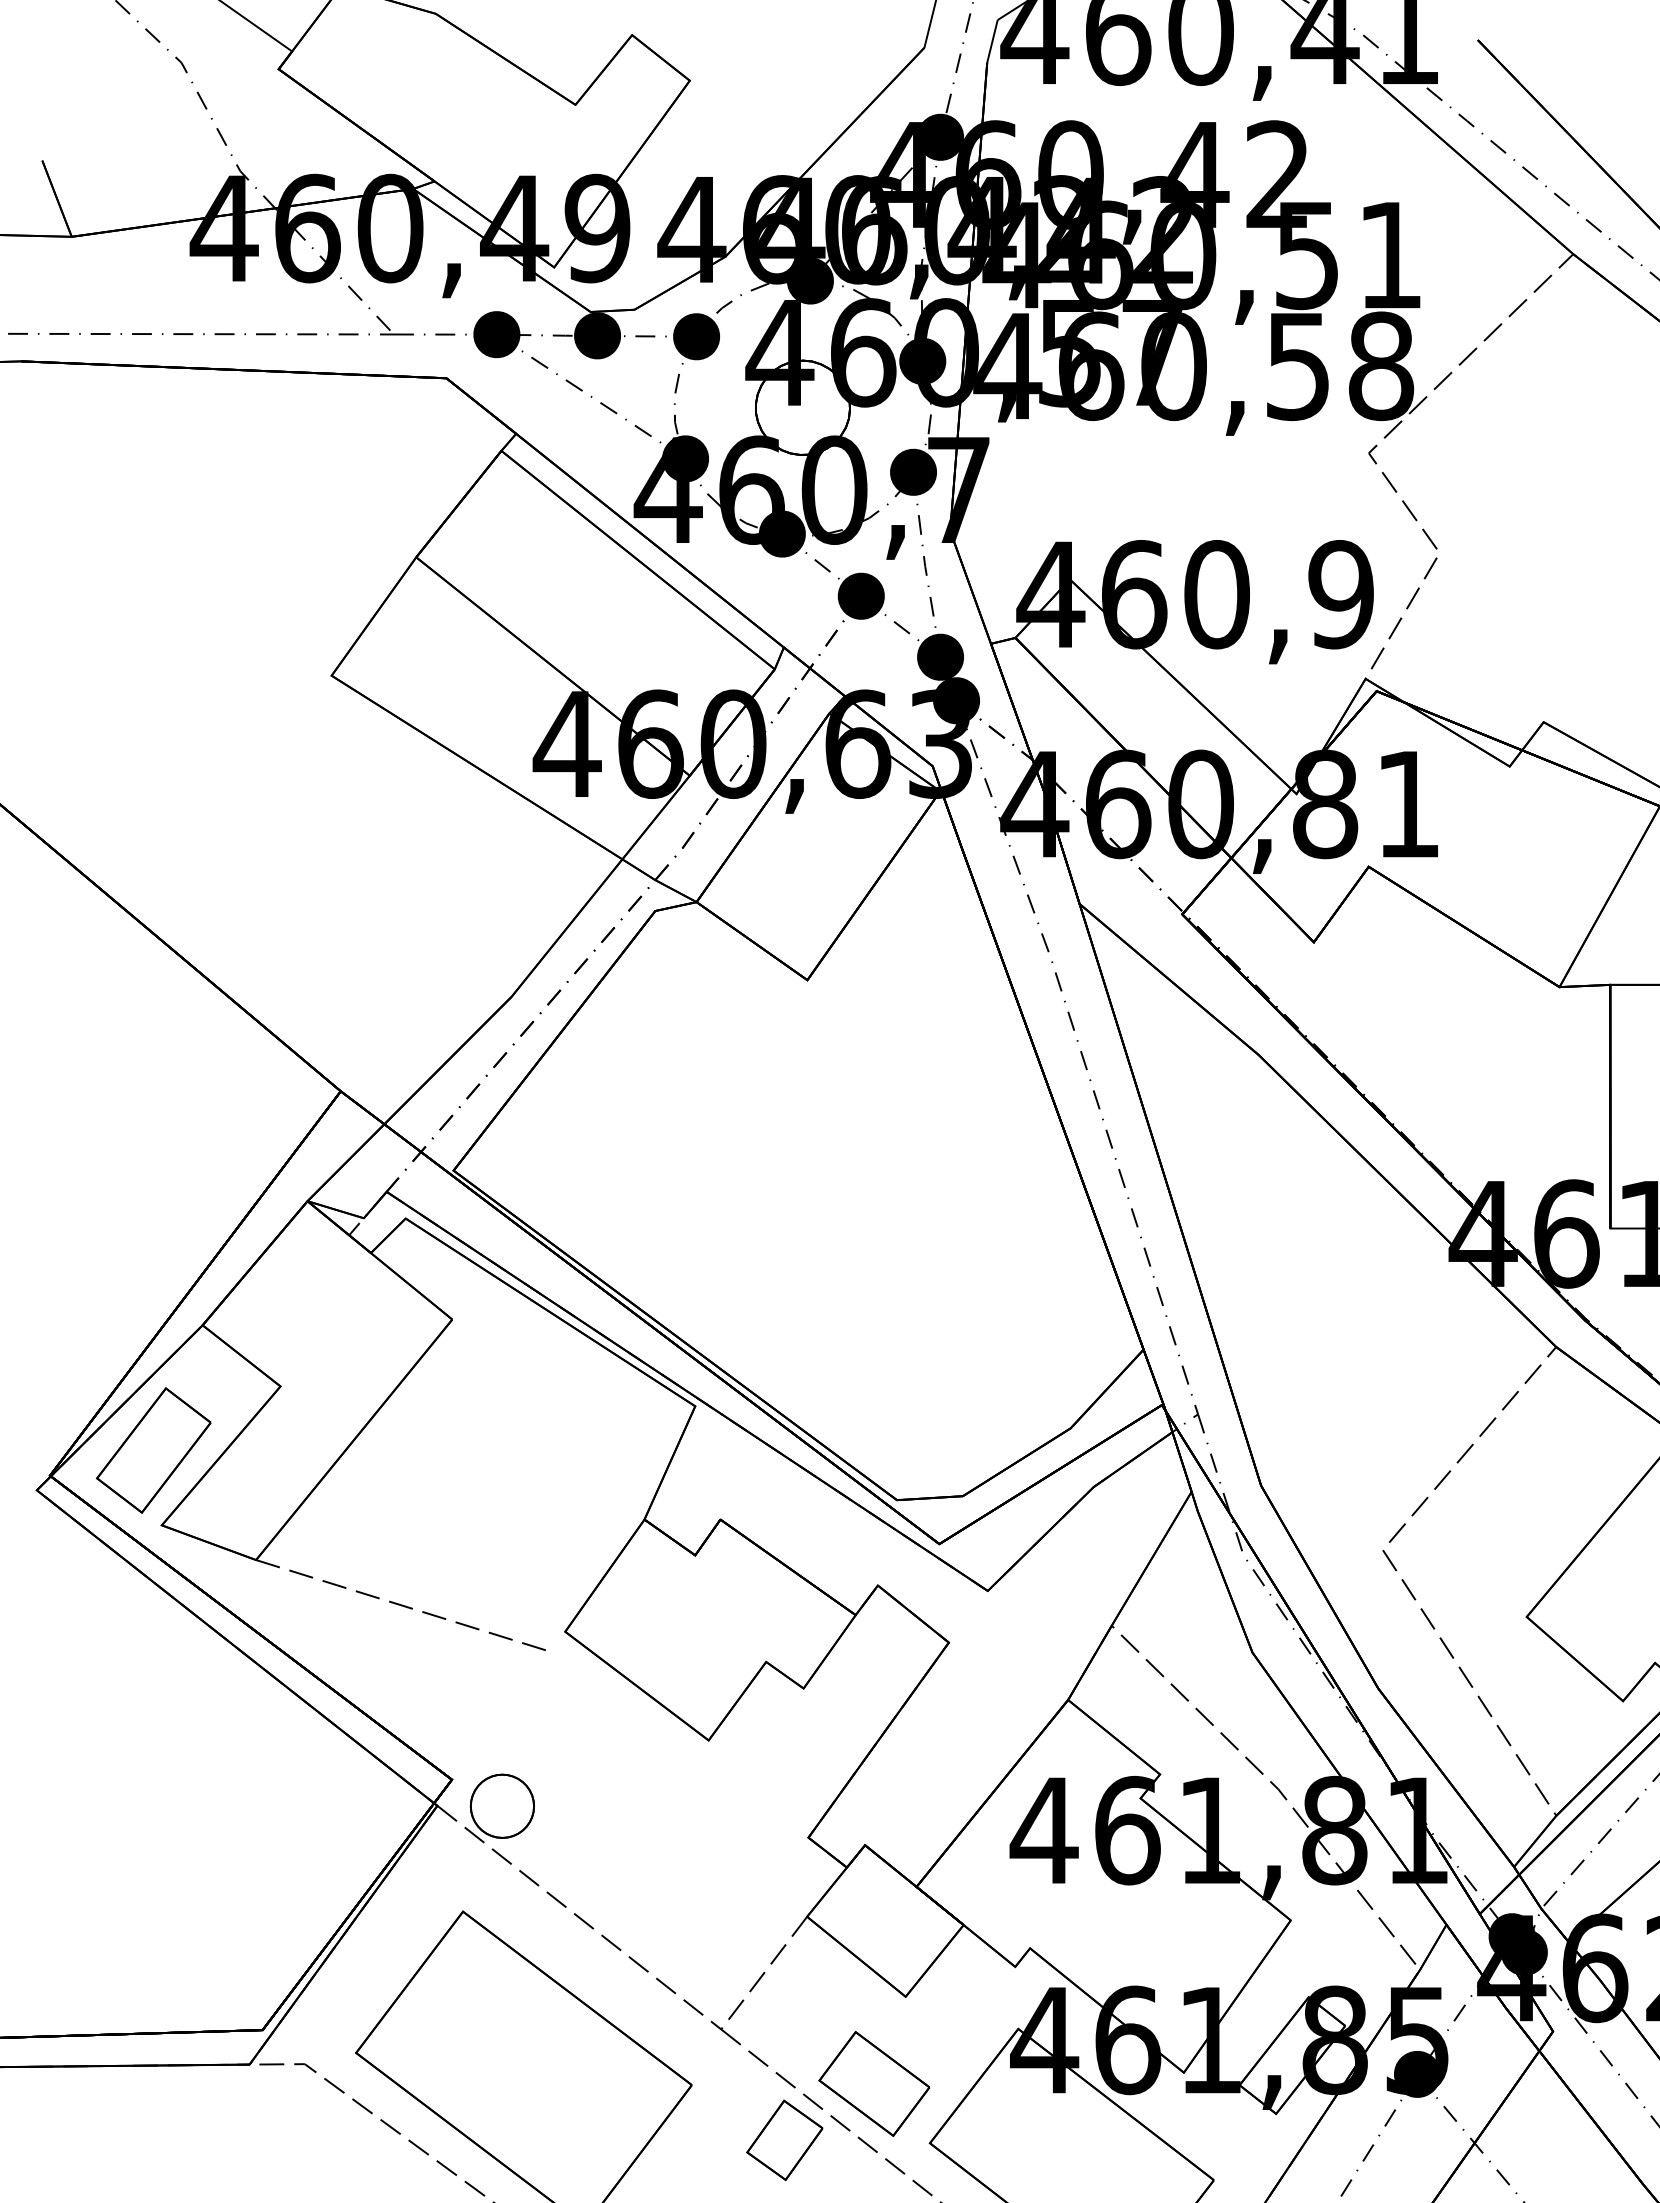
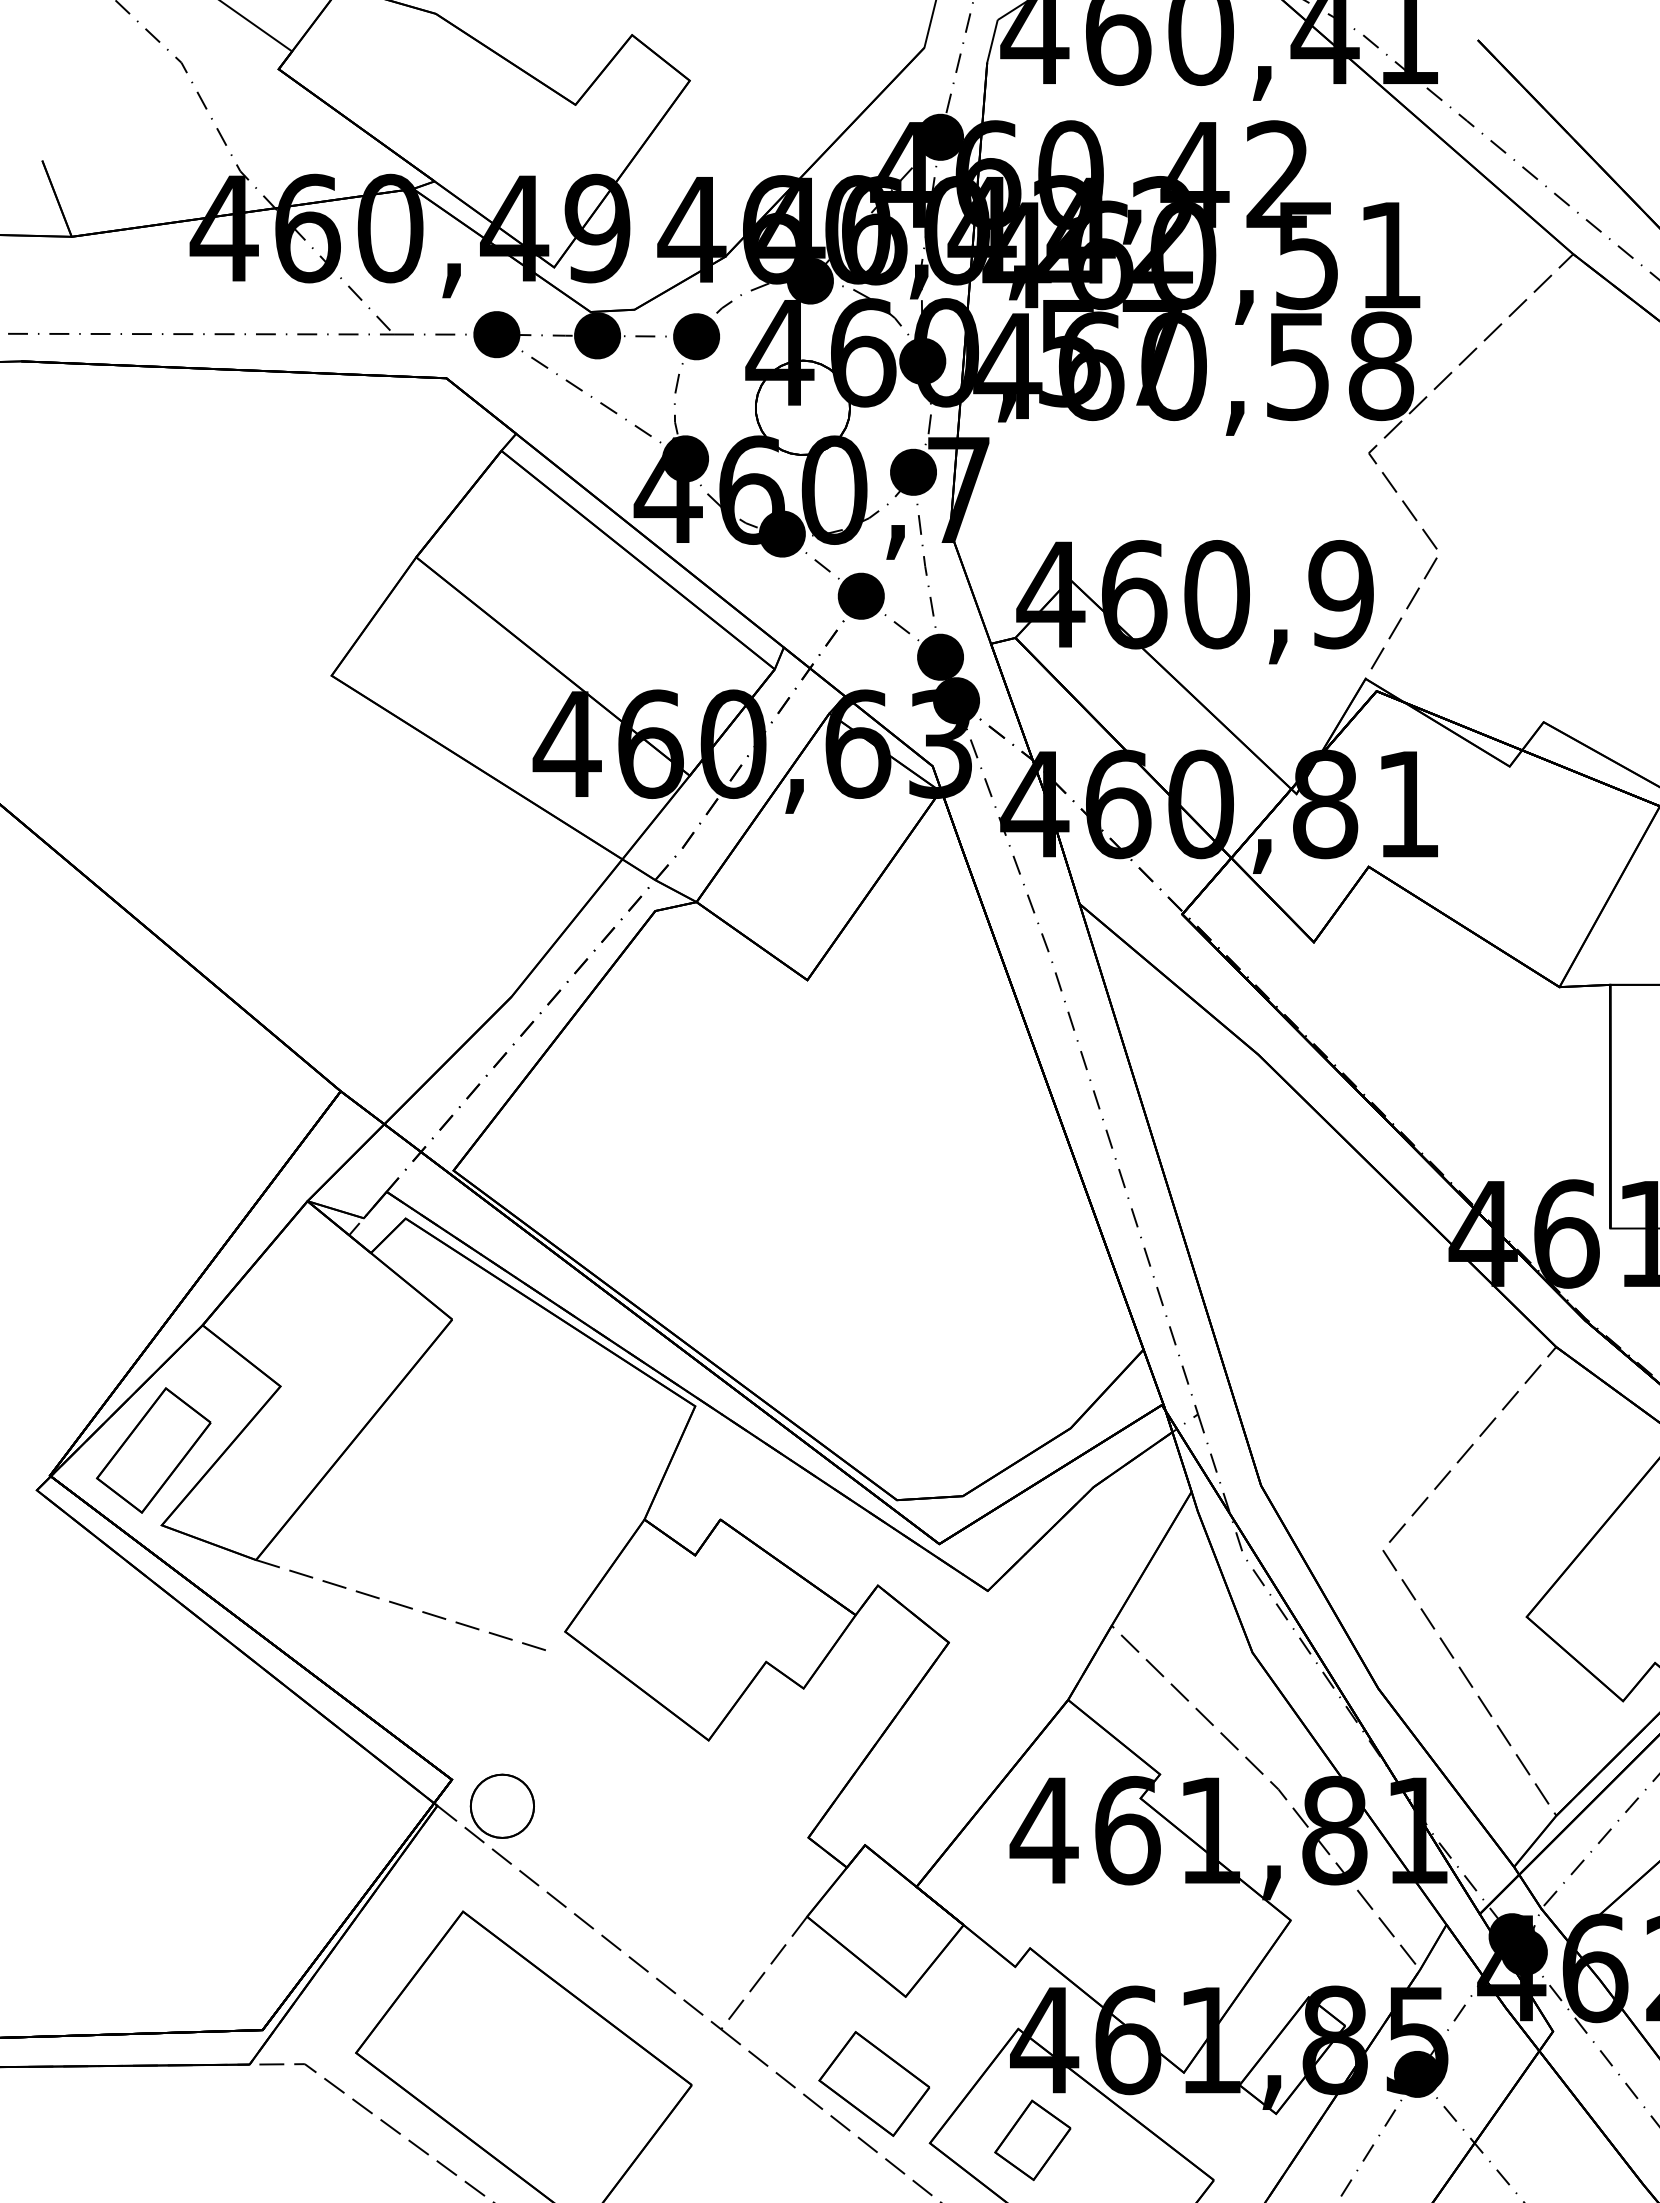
part position: (784, 2140) -> (1032, 2140) (1032, 2140)
